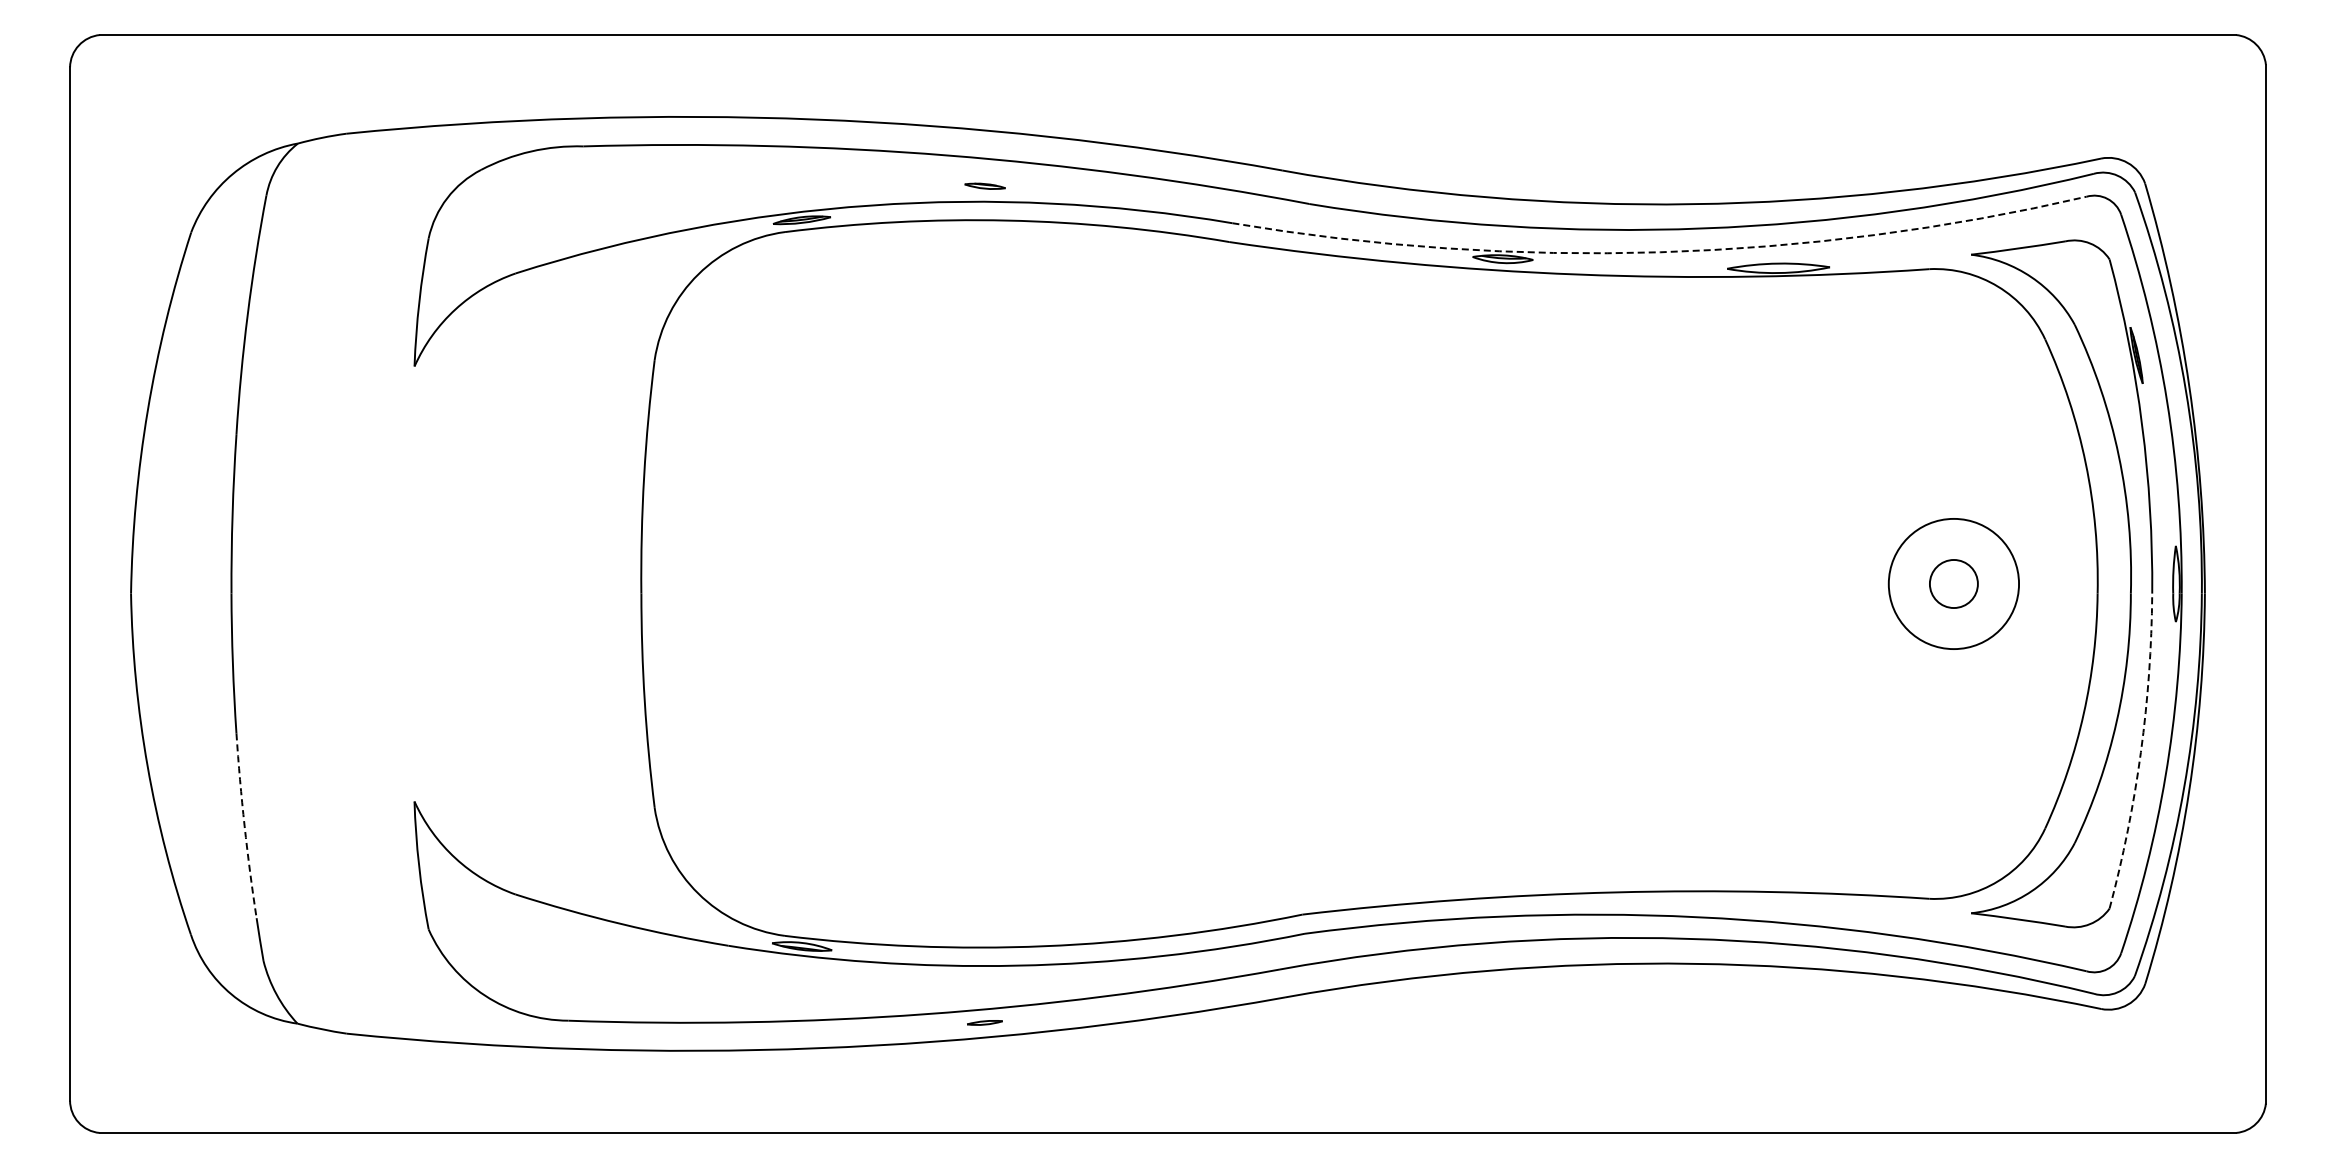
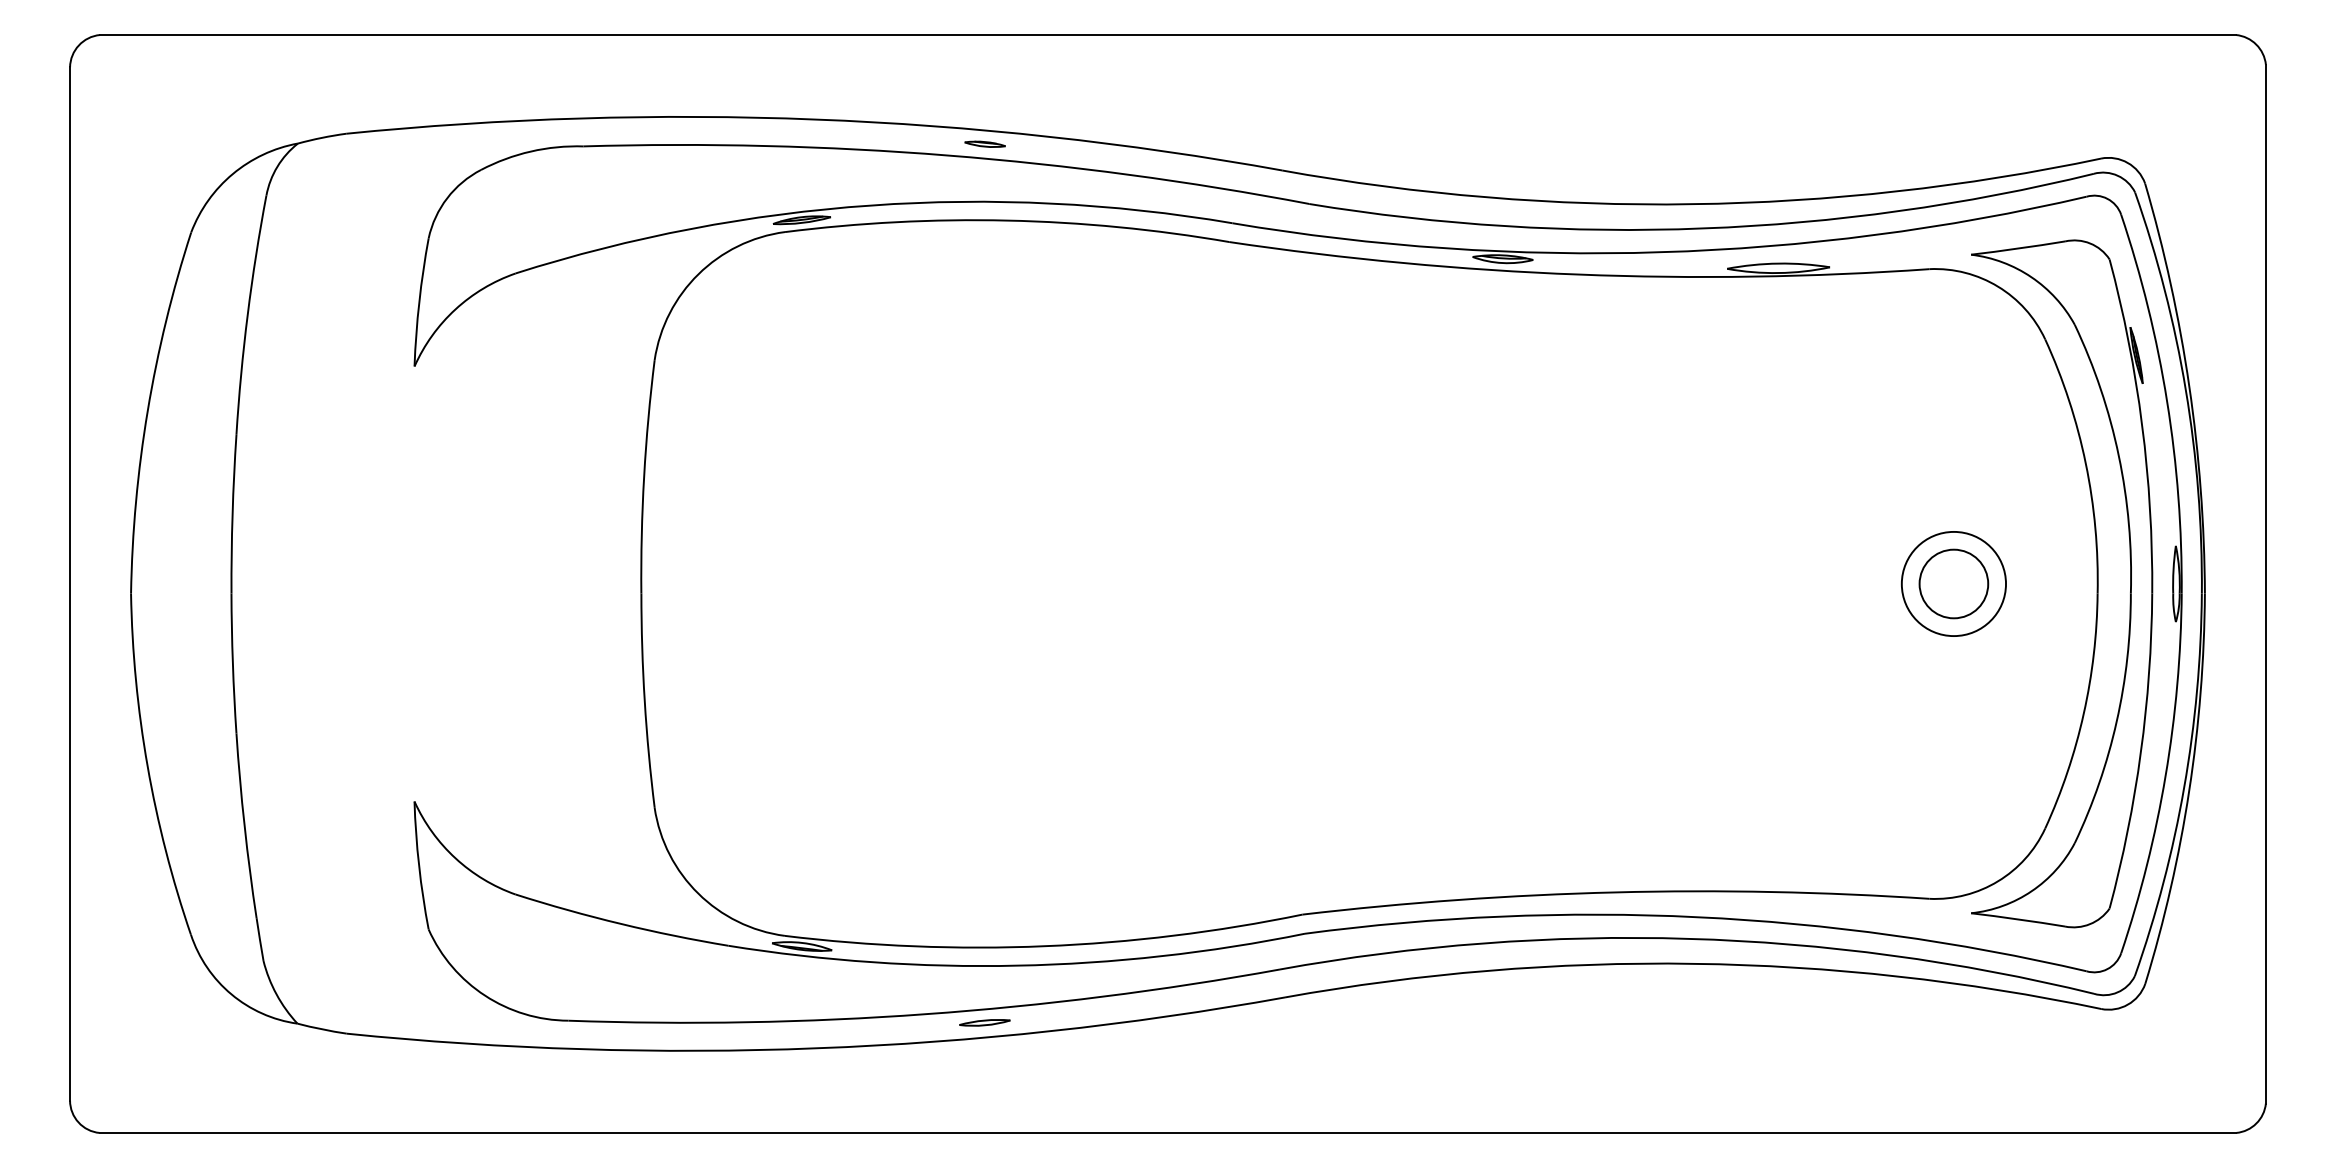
part position: (984, 185) -> (984, 143) (984, 143)
arc: dashed -> solid (1660, 252)
circle diameter: 130 px -> 104 px (1953, 583)
circle diameter: 48 px -> 69 px (1953, 583)
arc: dashed -> solid (2140, 752)
arc: dashed -> solid (244, 826)
part size: 36x6 px -> 52x8 px (984, 1022)
